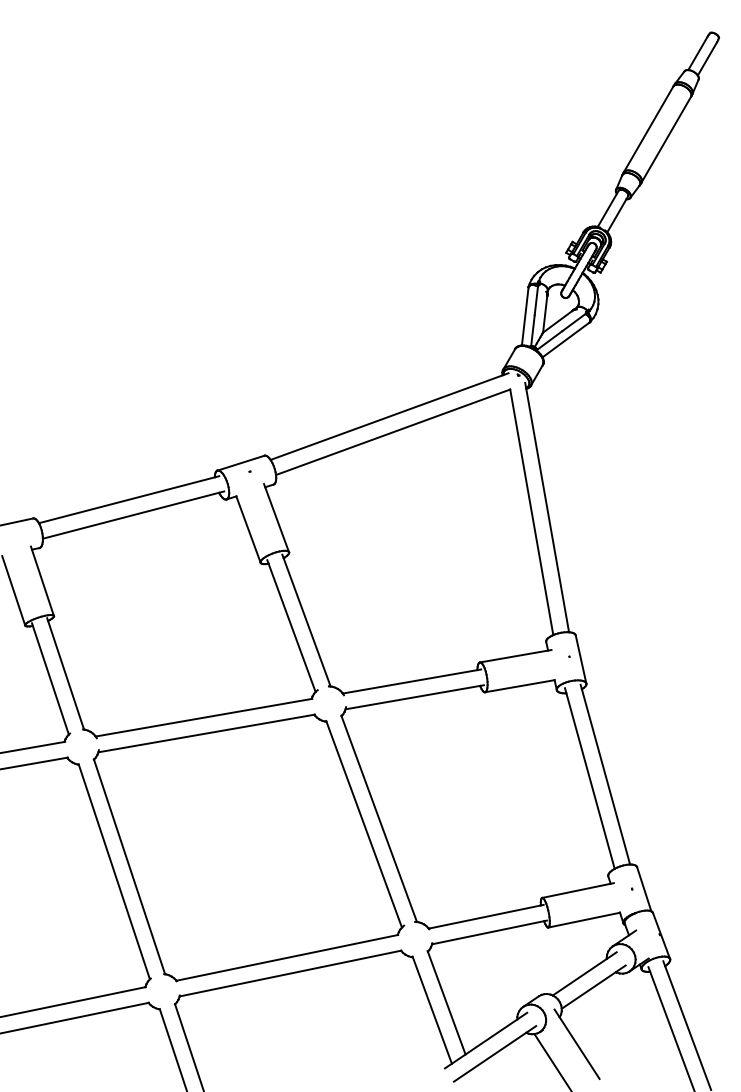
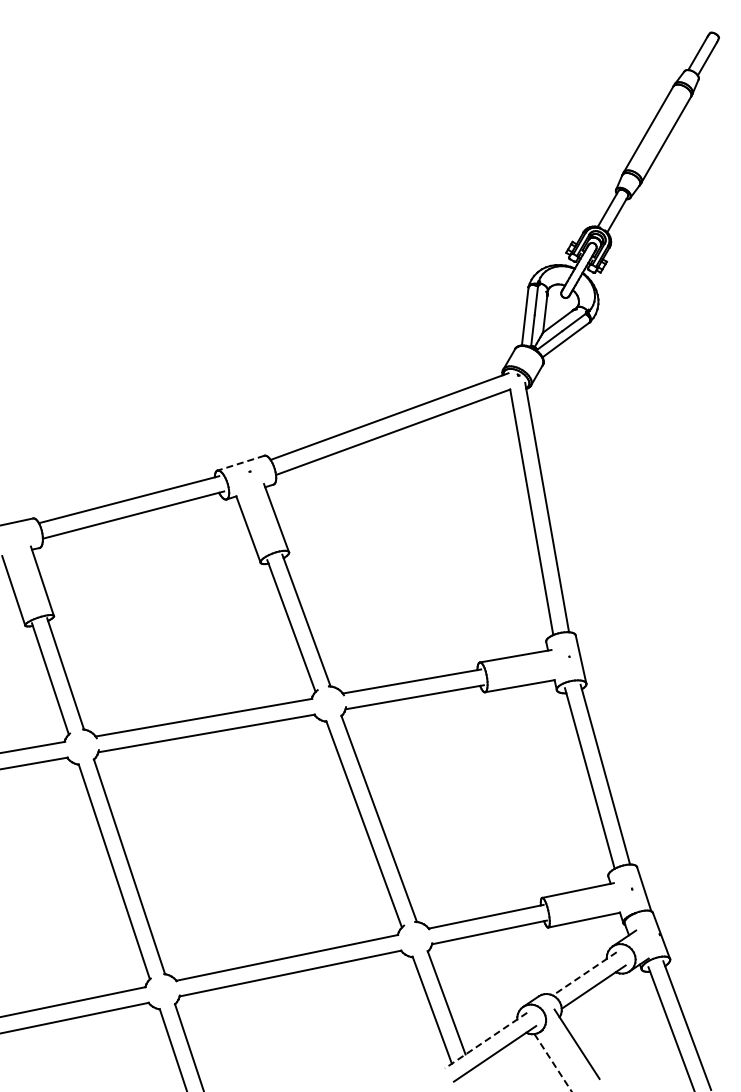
line: solid -> dashed (241, 463)
line: solid -> dashed (584, 973)
line: solid -> dashed (486, 1040)
line: solid -> dashed (553, 1063)
